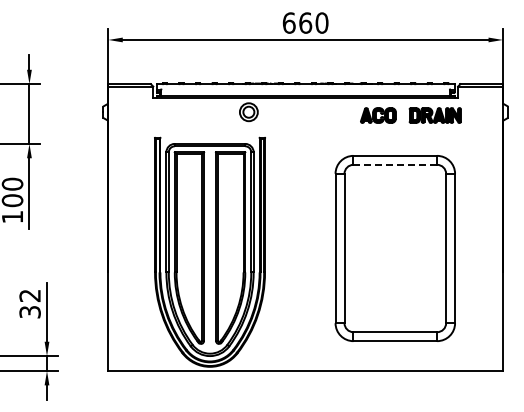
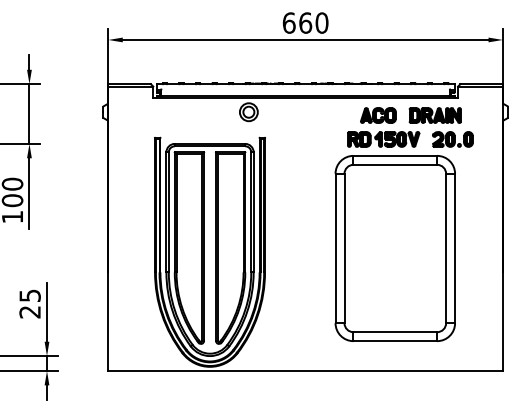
part: none -> present (383, 139)
part: none -> present (452, 139)
line: dashed -> solid (395, 164)
text: 32 -> 25 (29, 303)
